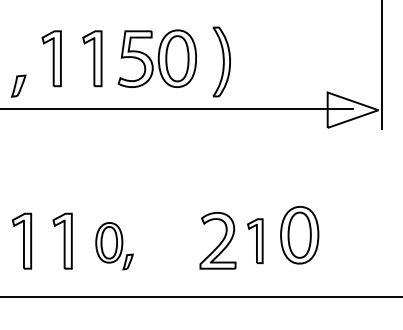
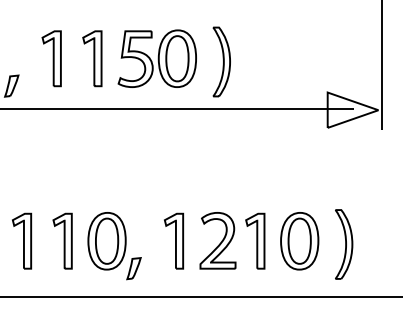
part position: (18, 85) -> (11, 85) (11, 85)
part position: (299, 235) -> (299, 241) (299, 241)
part: none -> present (174, 240)
part size: 17x47 px -> 21x58 px (255, 240)
part: none -> present (344, 244)
part size: 39x49 px -> 55x69 px (114, 246)
